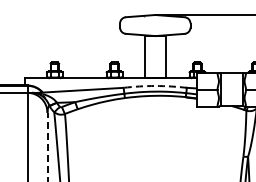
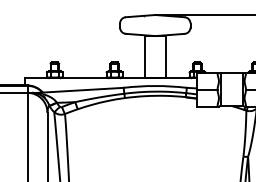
arc: dashed -> solid (155, 86)
line: dashed -> solid (47, 146)
